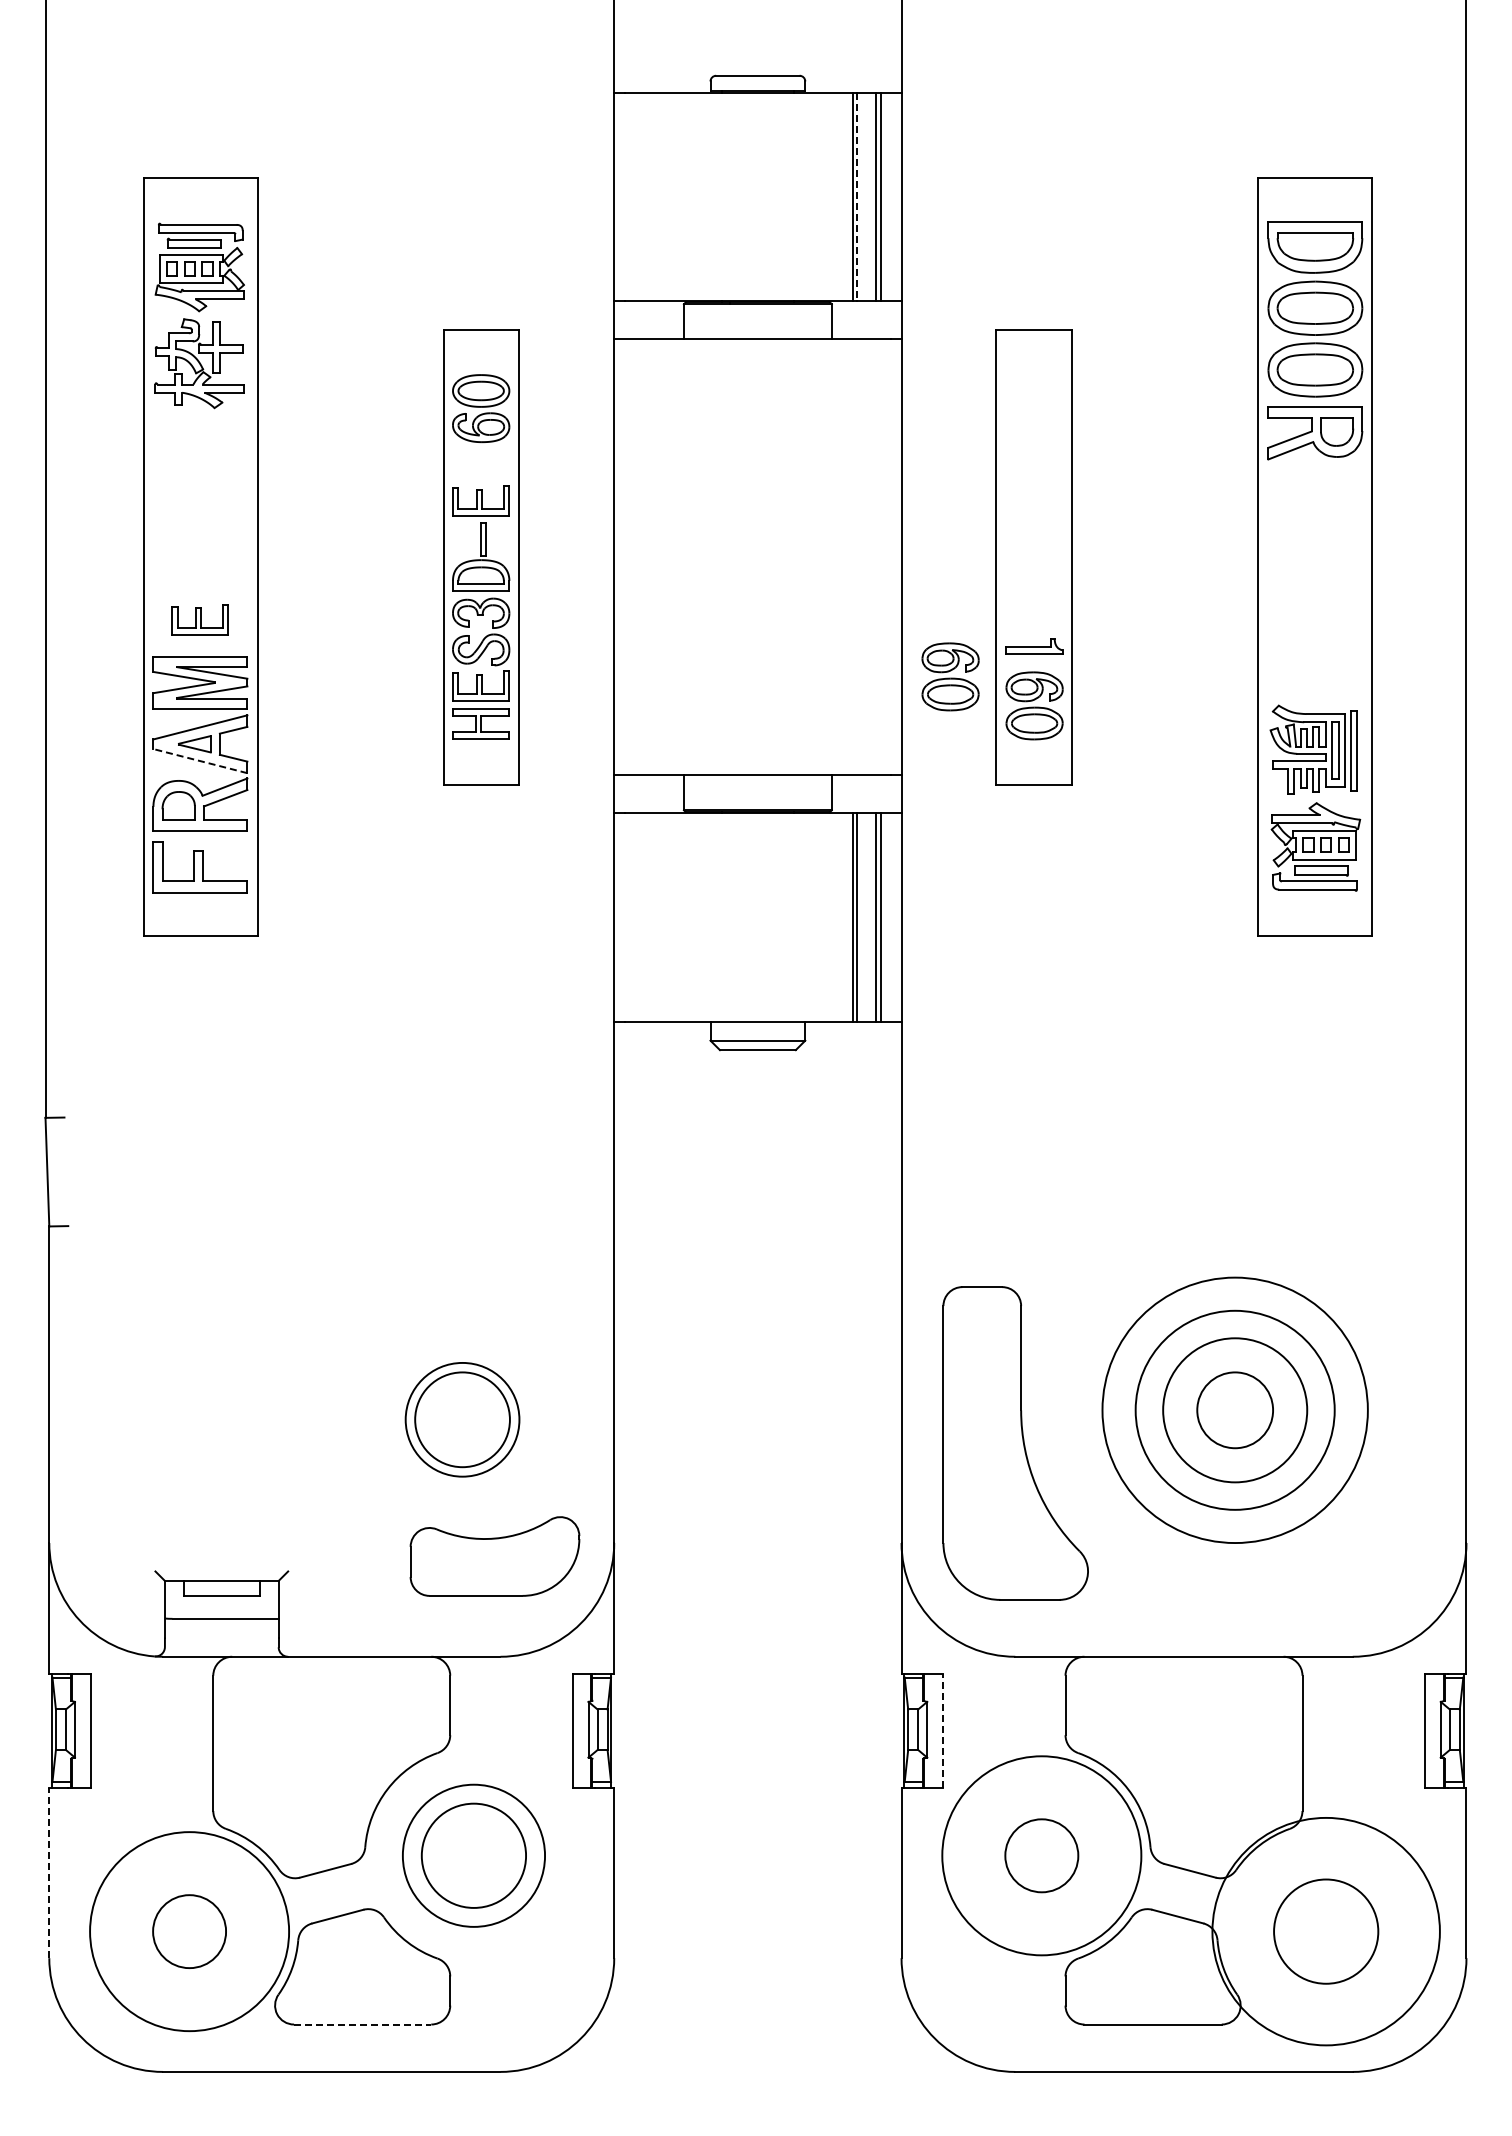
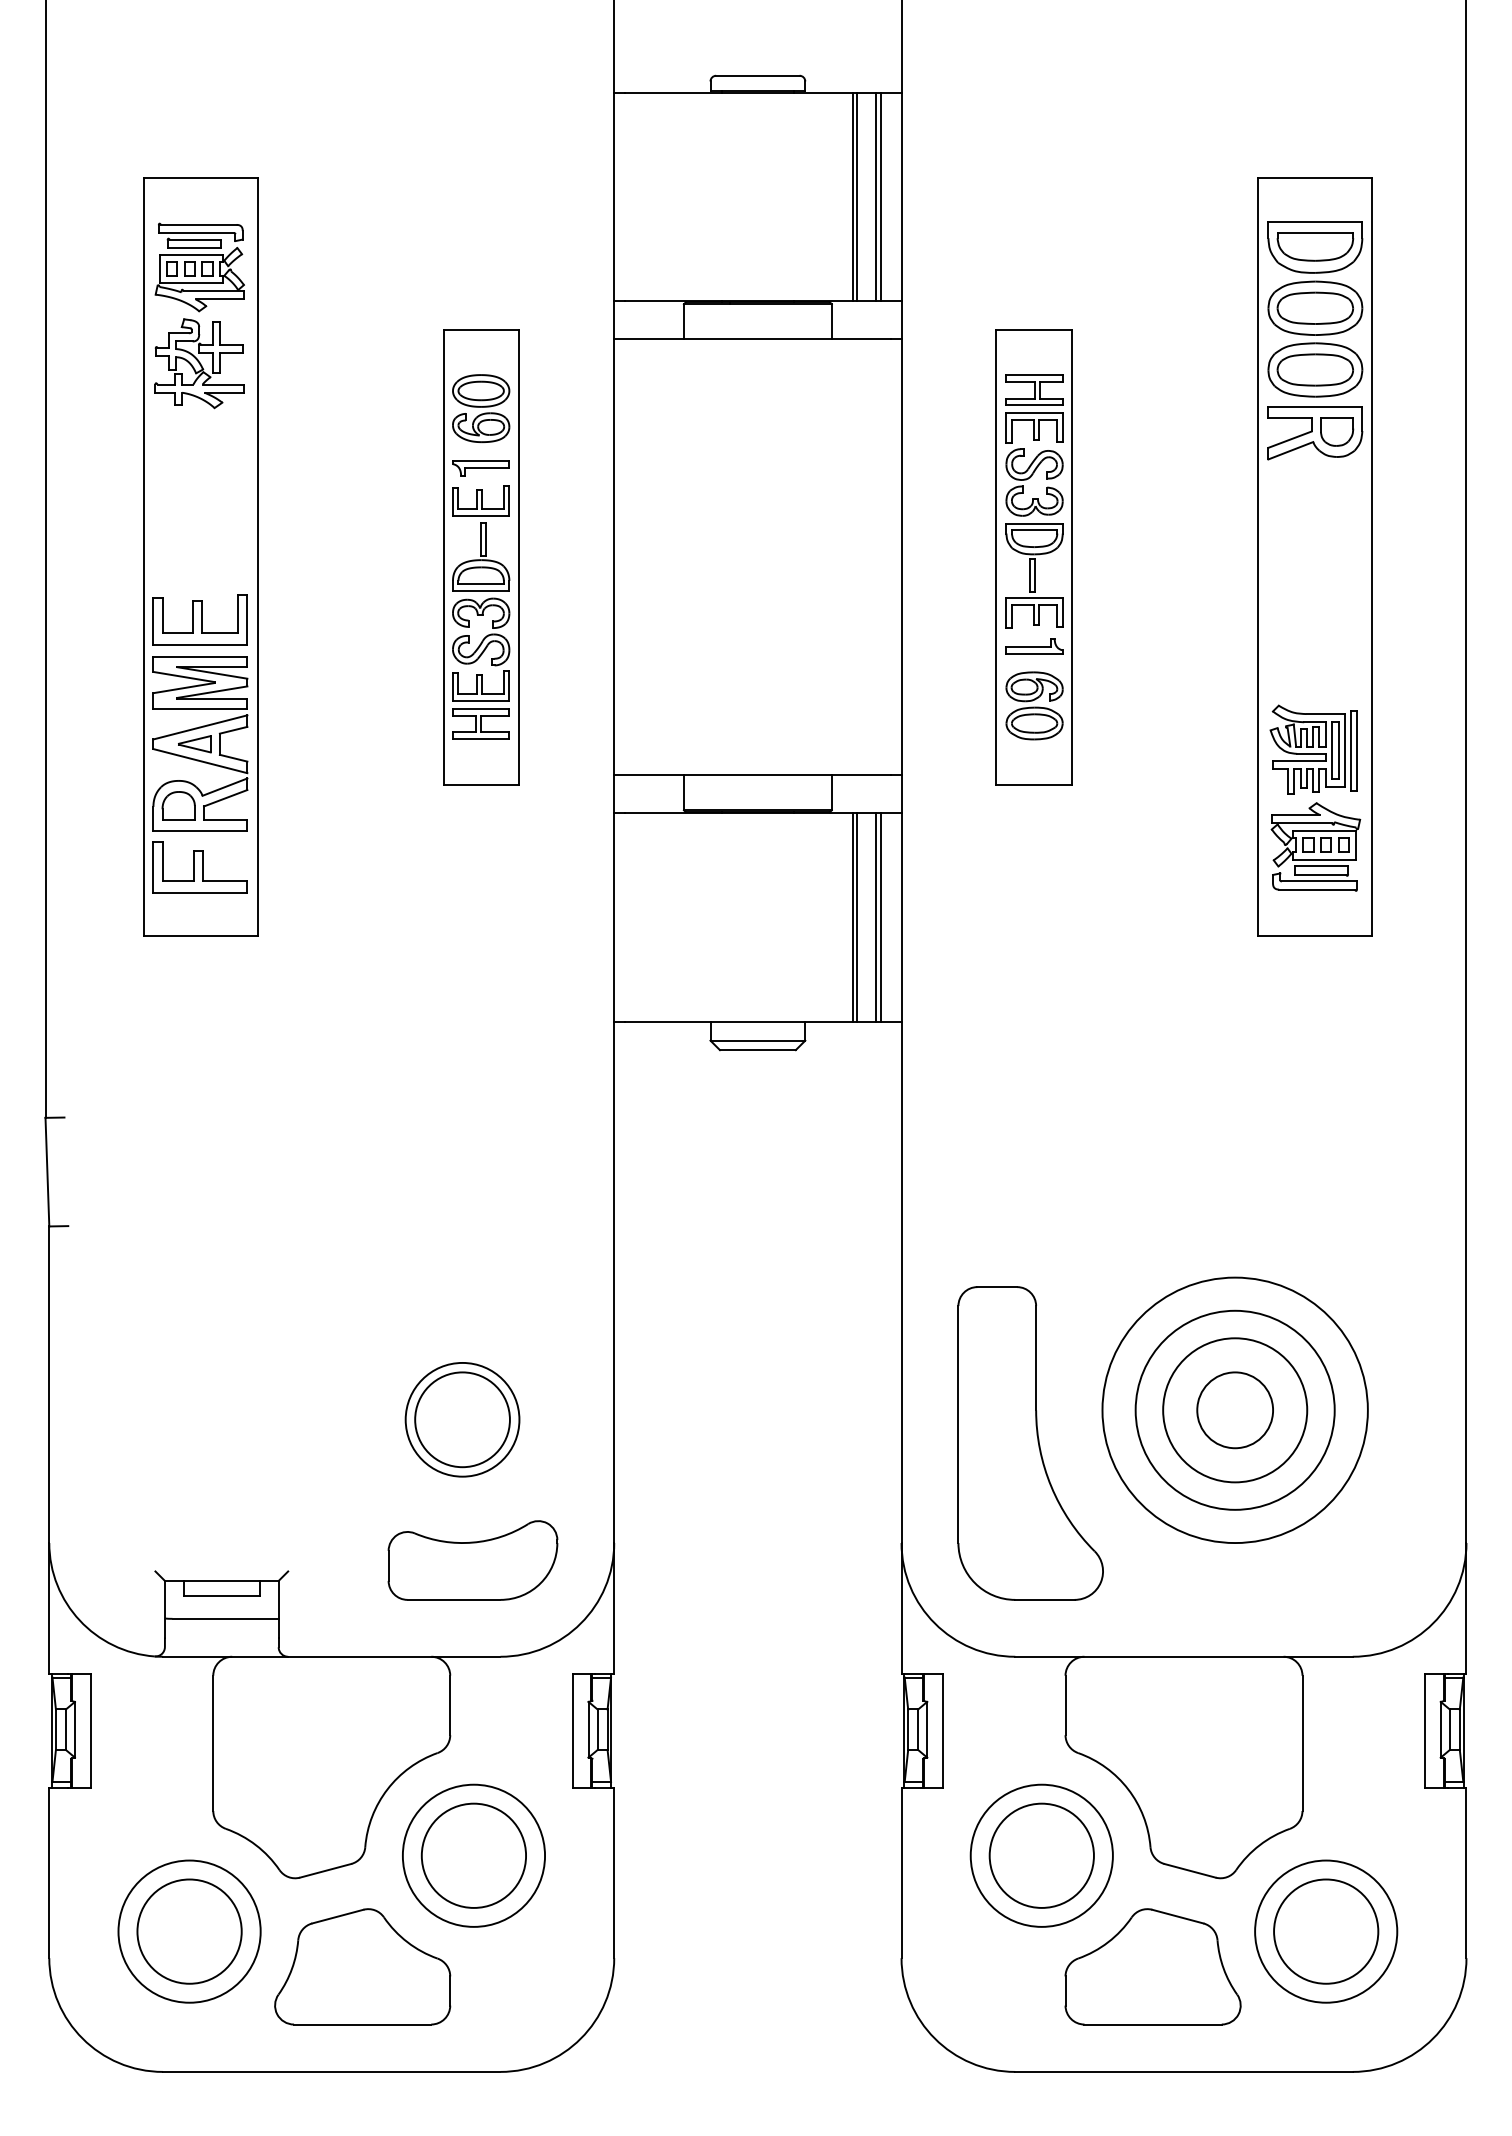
line: dashed -> solid (857, 197)
part: none -> present (480, 468)
part: none -> present (1034, 501)
part size: 58x32 px -> 96x52 px (199, 619)
part: present -> none (950, 676)
line: dashed -> solid (199, 761)
part position: (1015, 1443) -> (1030, 1443) (1030, 1443)
part position: (494, 1556) -> (472, 1560) (472, 1560)
line: dashed -> solid (943, 1730)
circle diameter: 199 px -> 142 px (1041, 1855)
circle diameter: 73 px -> 104 px (1041, 1855)
line: dashed -> solid (49, 1872)
circle diameter: 199 px -> 142 px (189, 1931)
circle diameter: 73 px -> 104 px (189, 1931)
circle diameter: 227 px -> 142 px (1326, 1931)
line: dashed -> solid (362, 2024)
